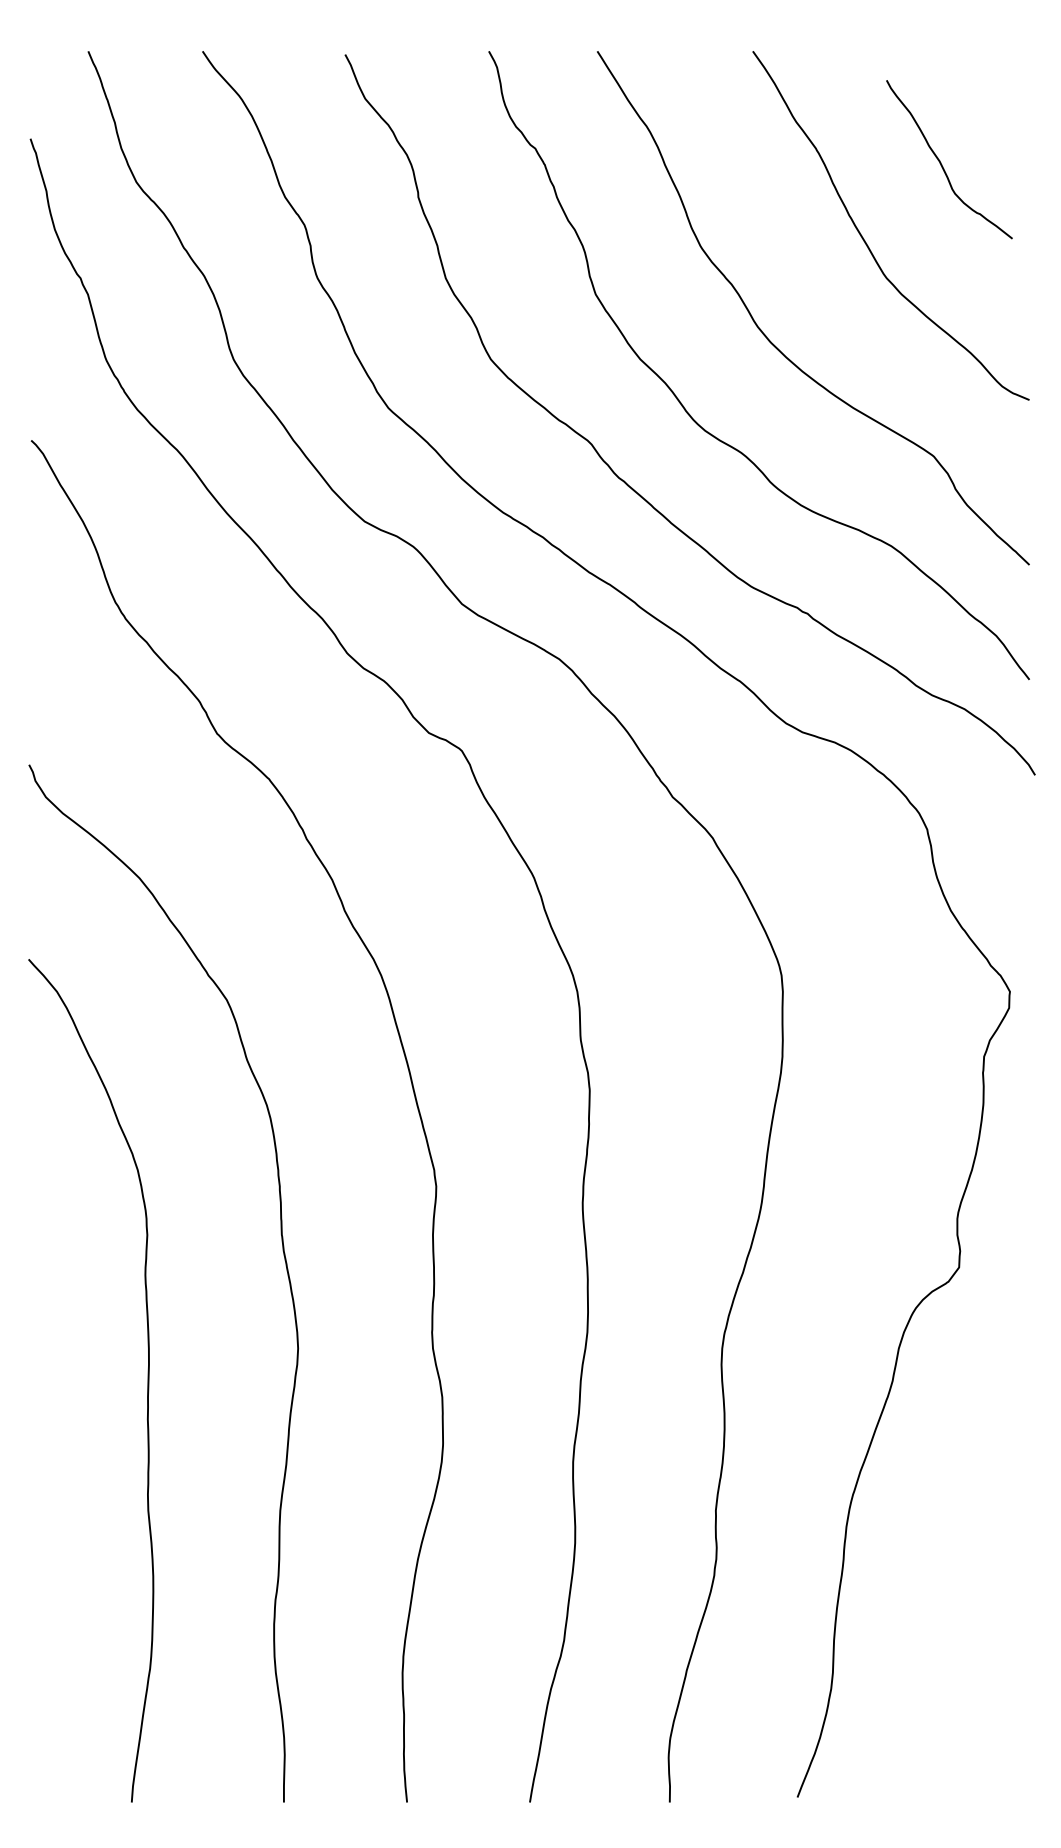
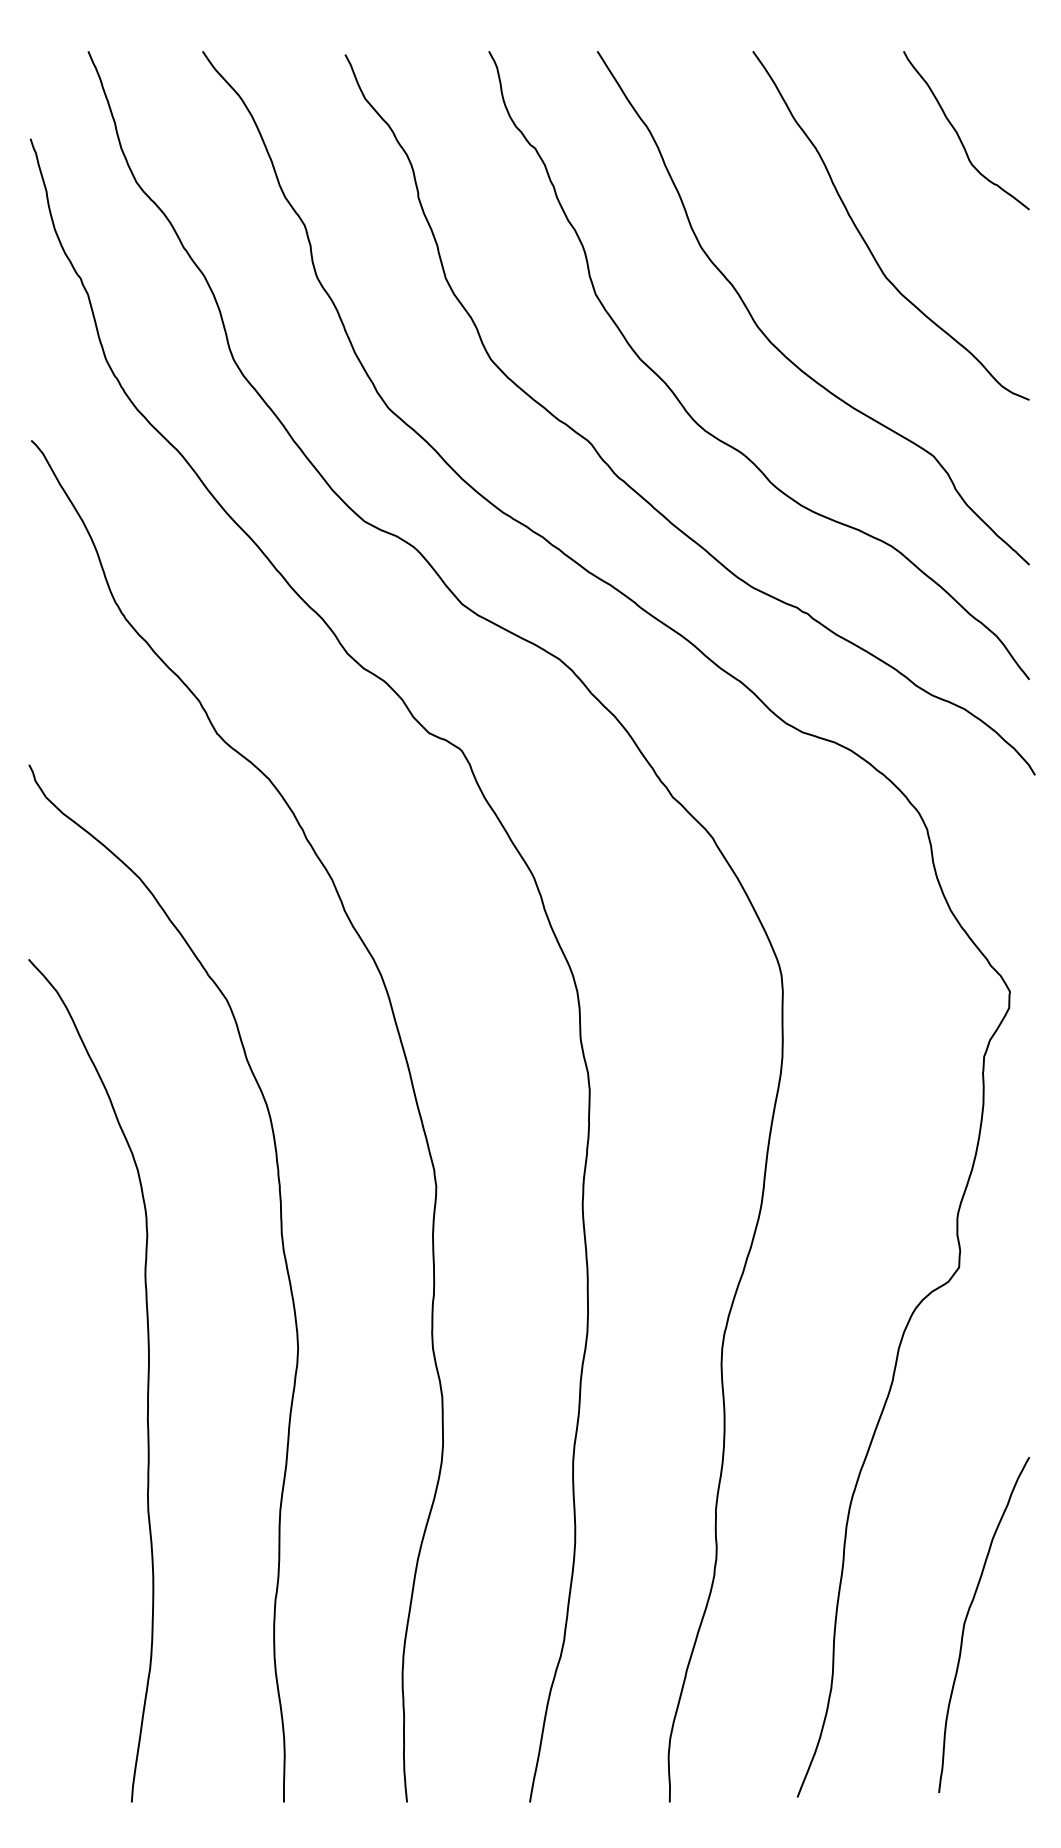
curve position: (941, 162) -> (958, 133) (958, 133)
curve: none -> present (966, 1620)
